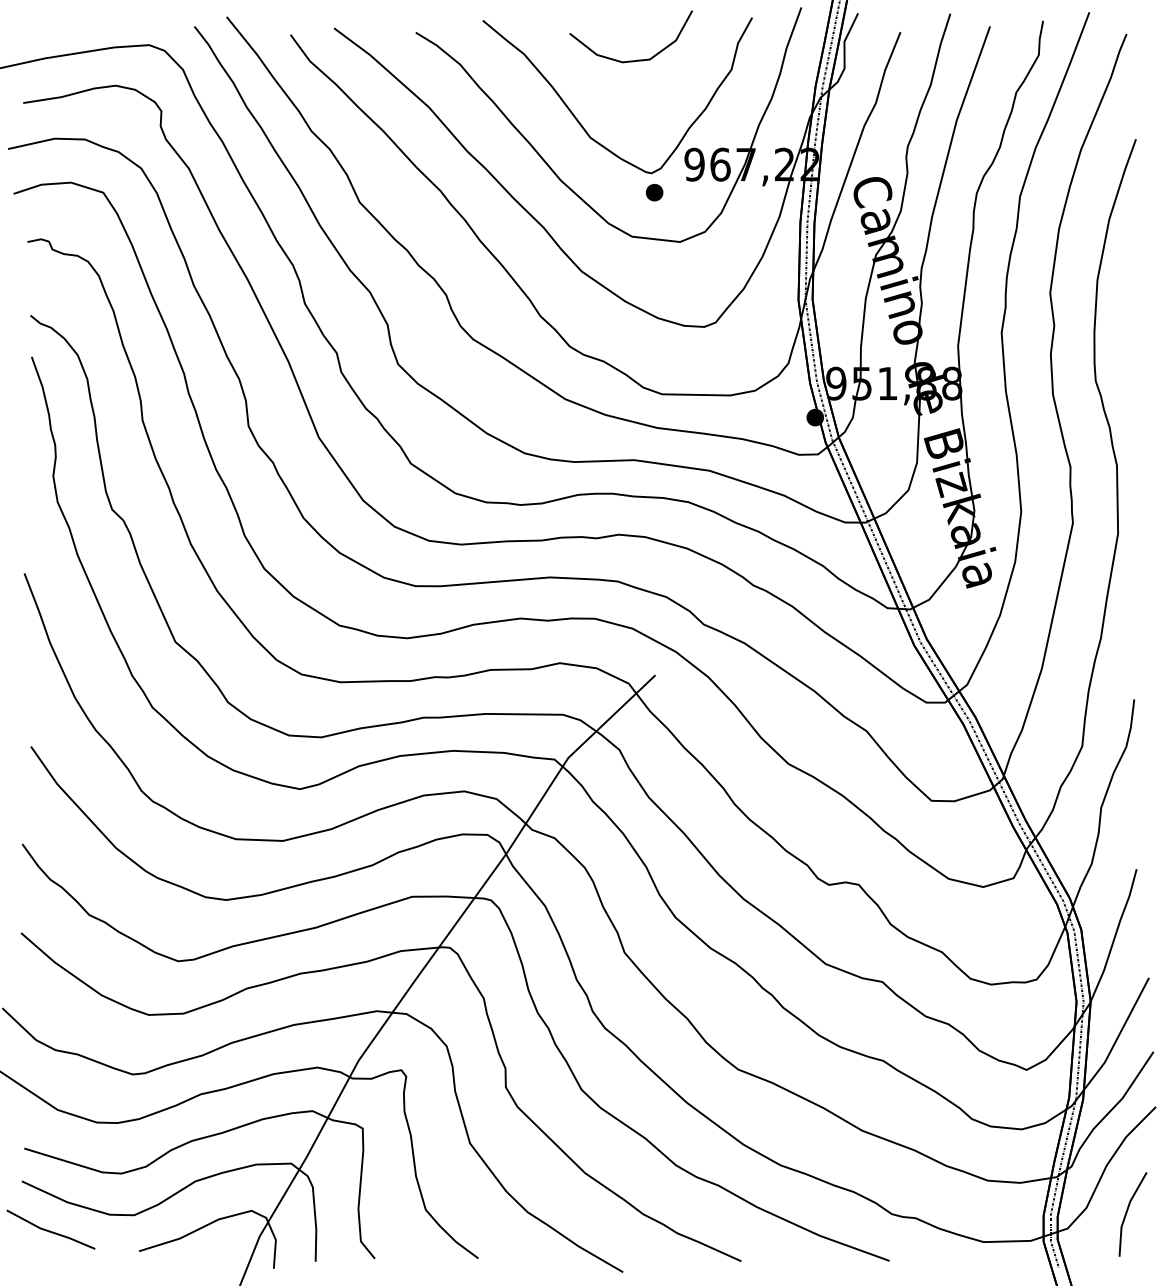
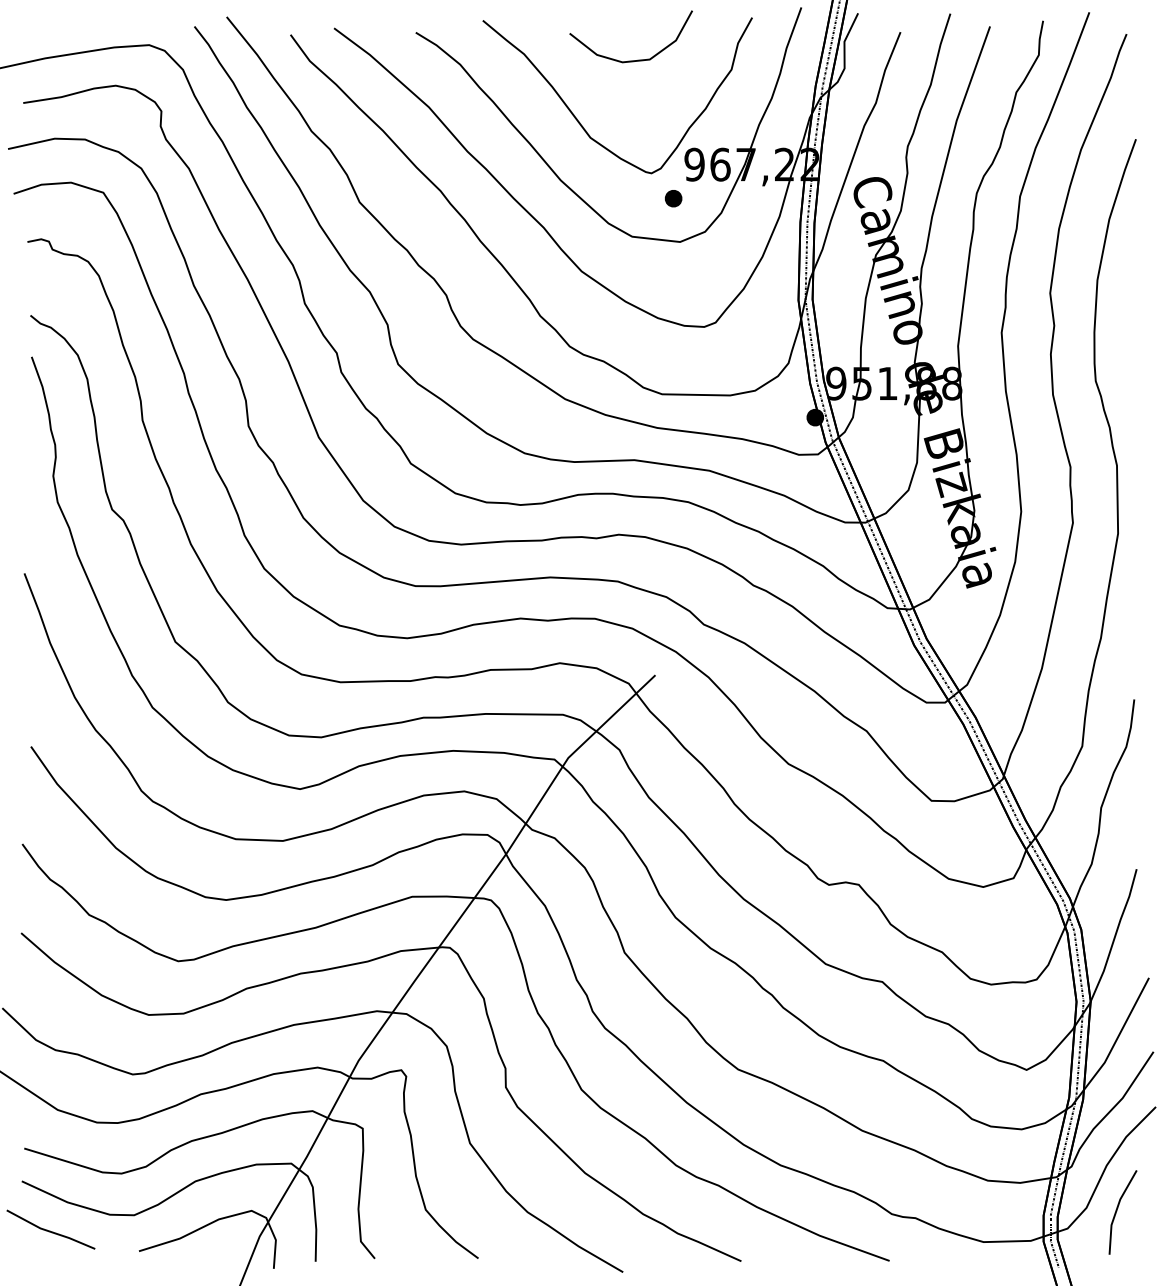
part position: (654, 192) -> (673, 198) (673, 198)
line position: (1127, 1213) -> (1117, 1211) (1117, 1211)
